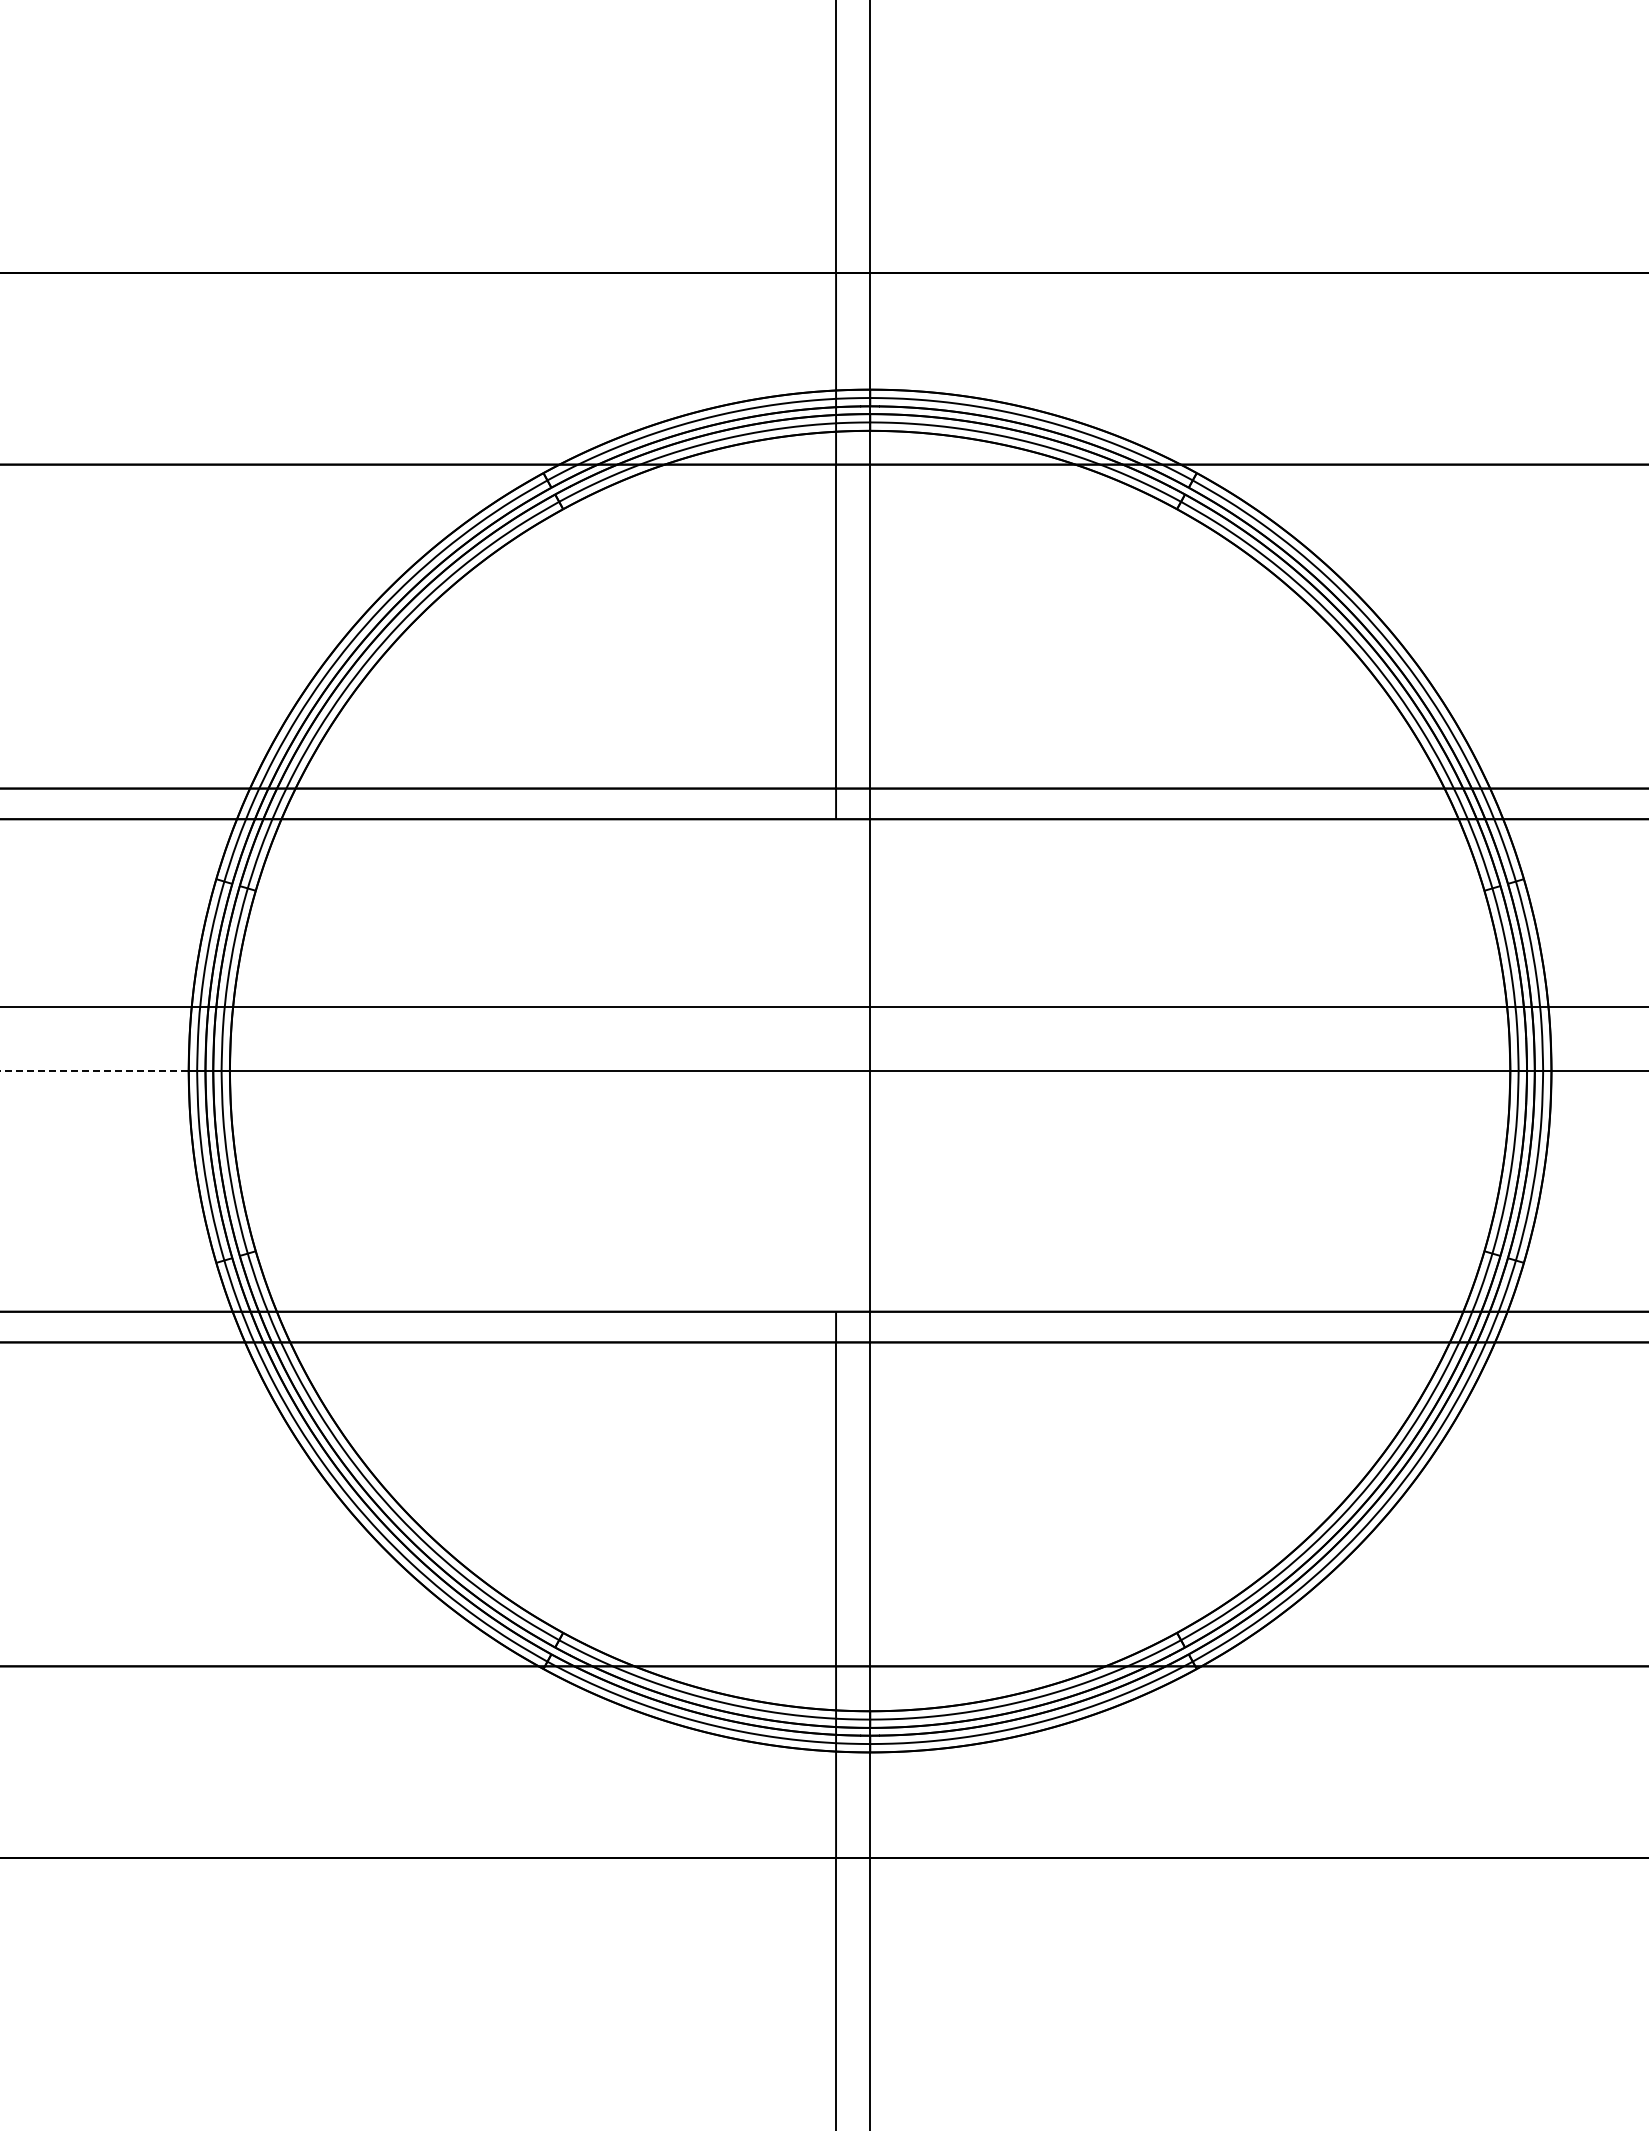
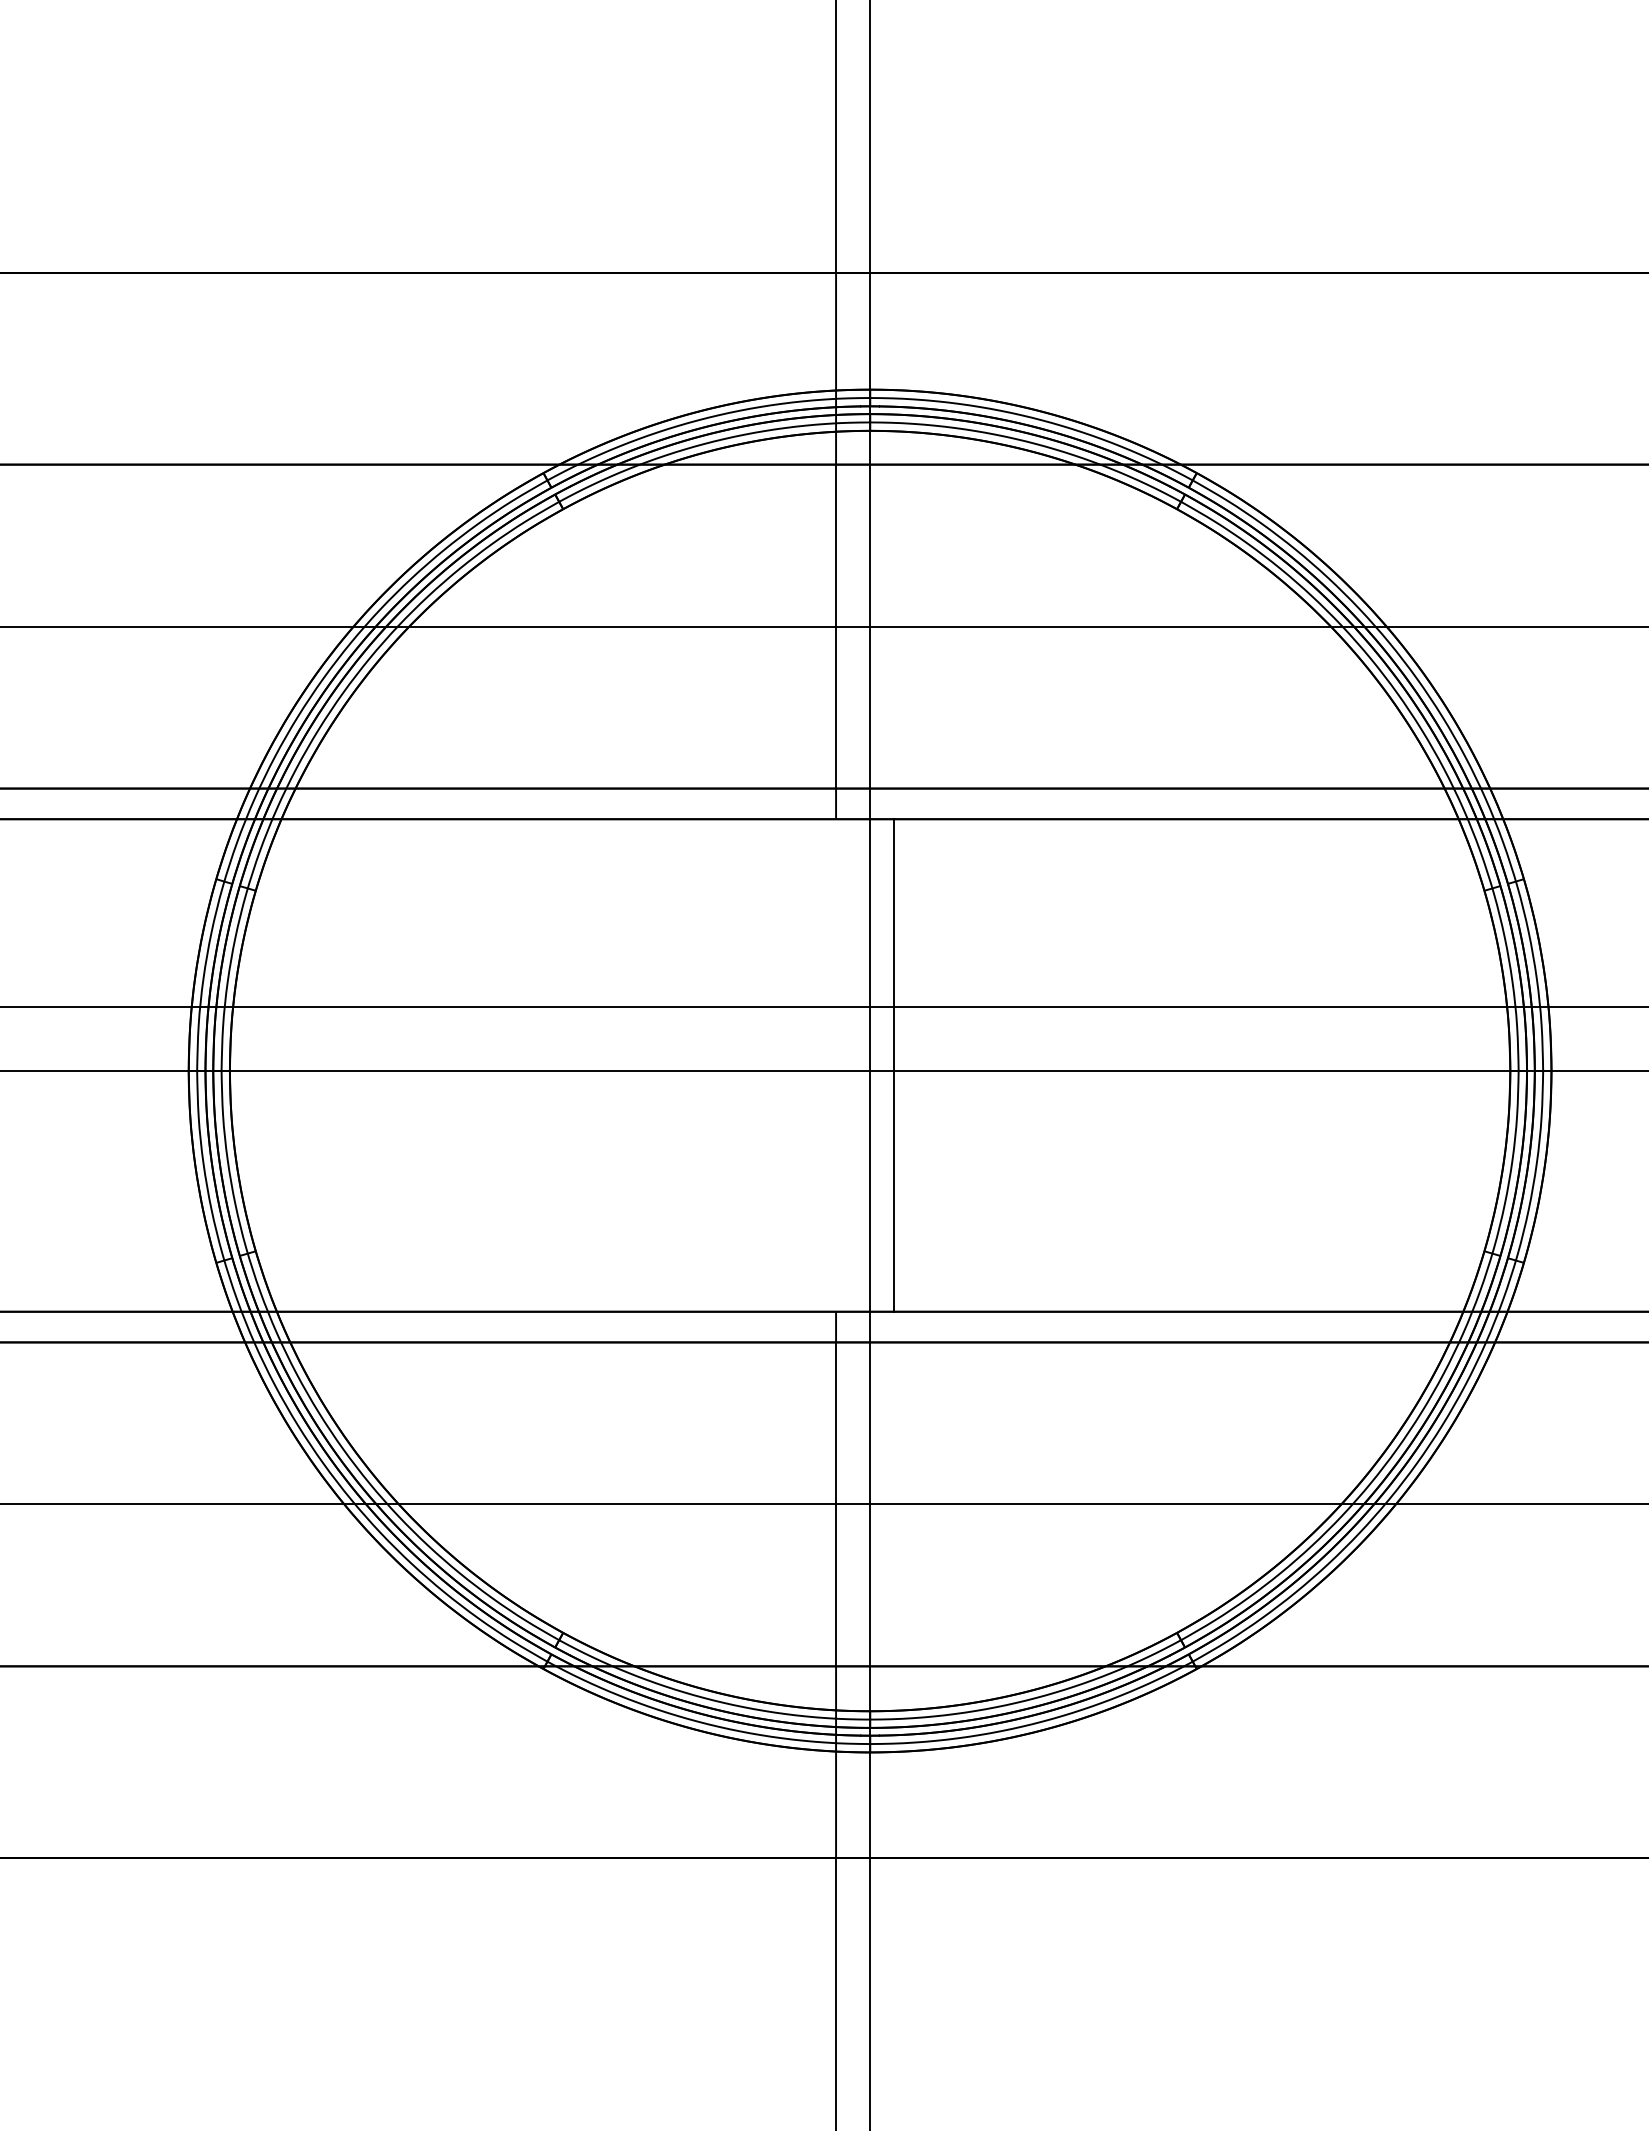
line: none -> present (823, 626)
line: none -> present (894, 1065)
line: dashed -> solid (94, 1071)
line: none -> present (823, 1504)
